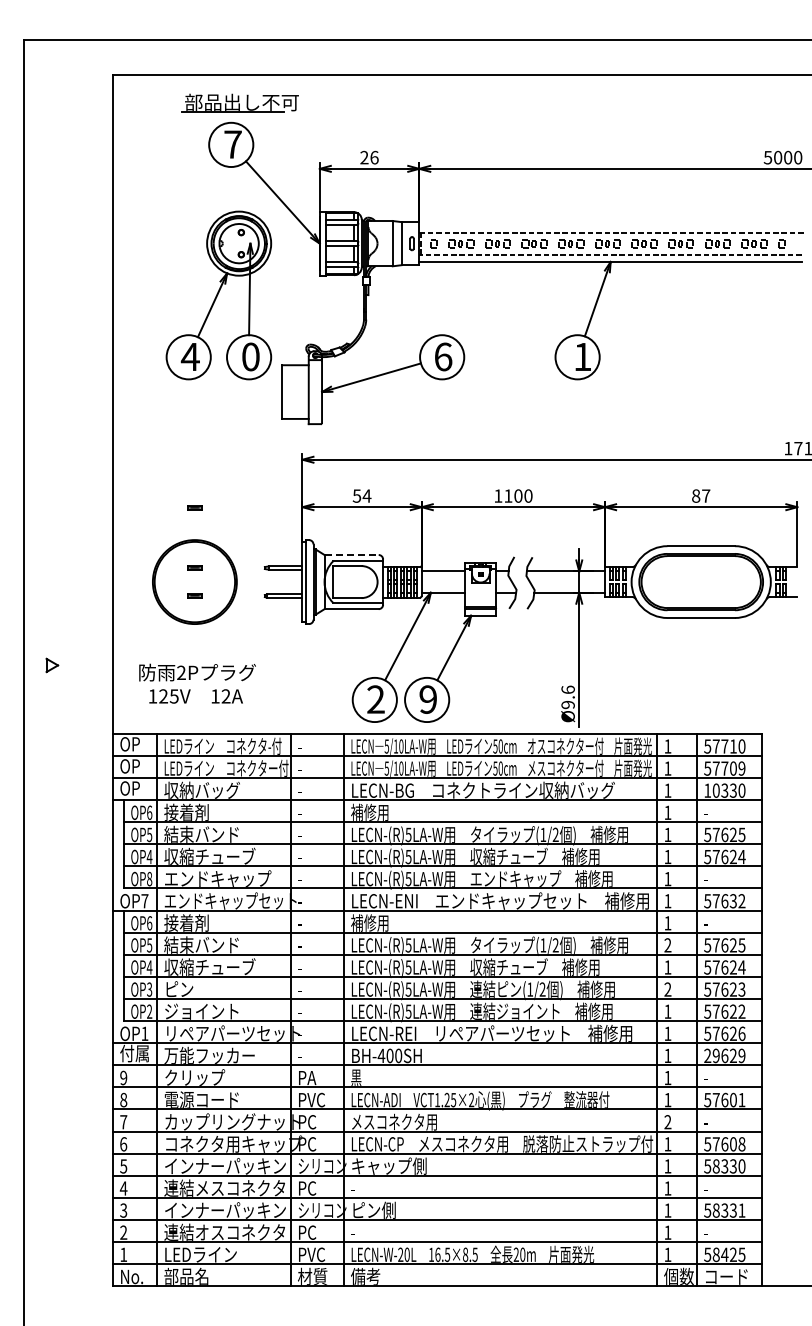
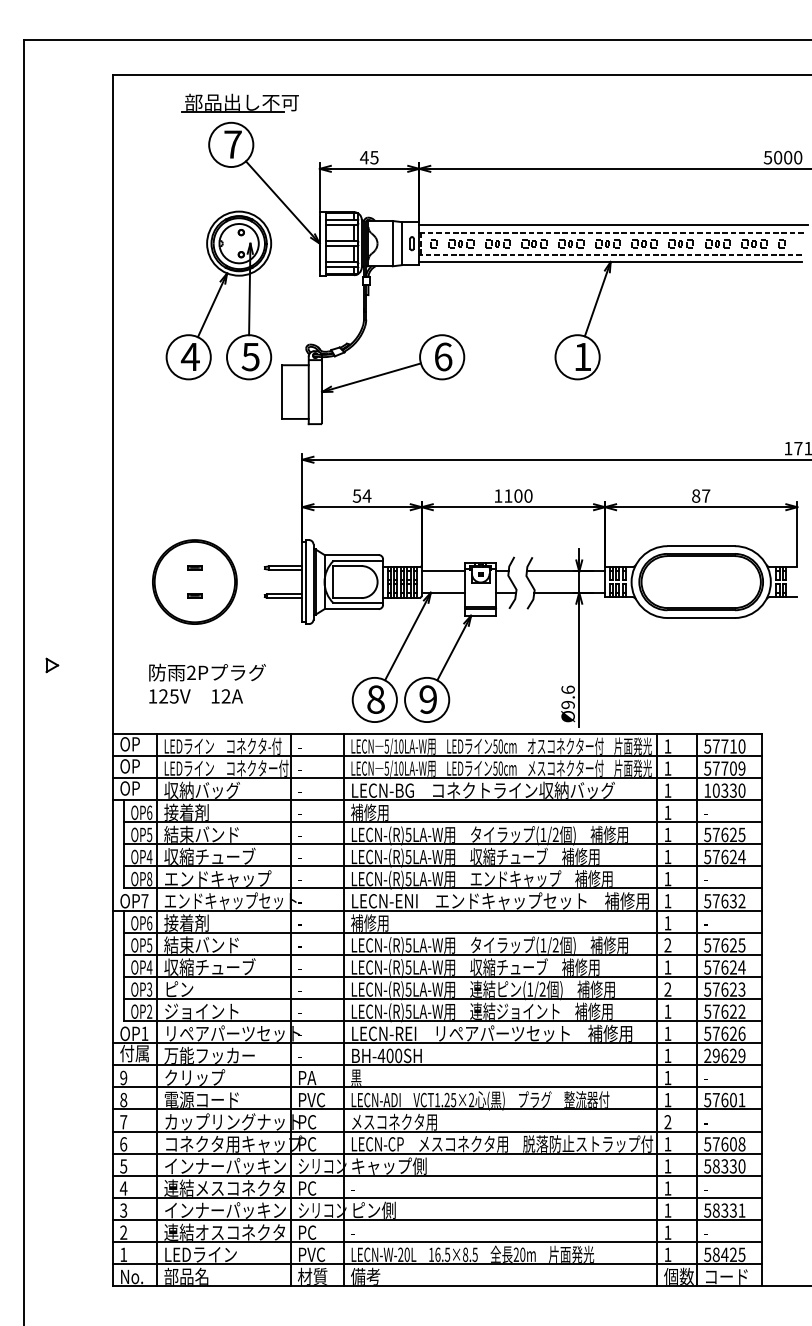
text: 26 -> 45 (369, 157)
line: none -> present (613, 225)
text: 0 -> 5 (250, 356)
part: present -> none (194, 507)
line: dashed -> solid (352, 555)
text position: (197, 672) -> (207, 672) (207, 672)
text: 2 -> 8 (375, 699)
